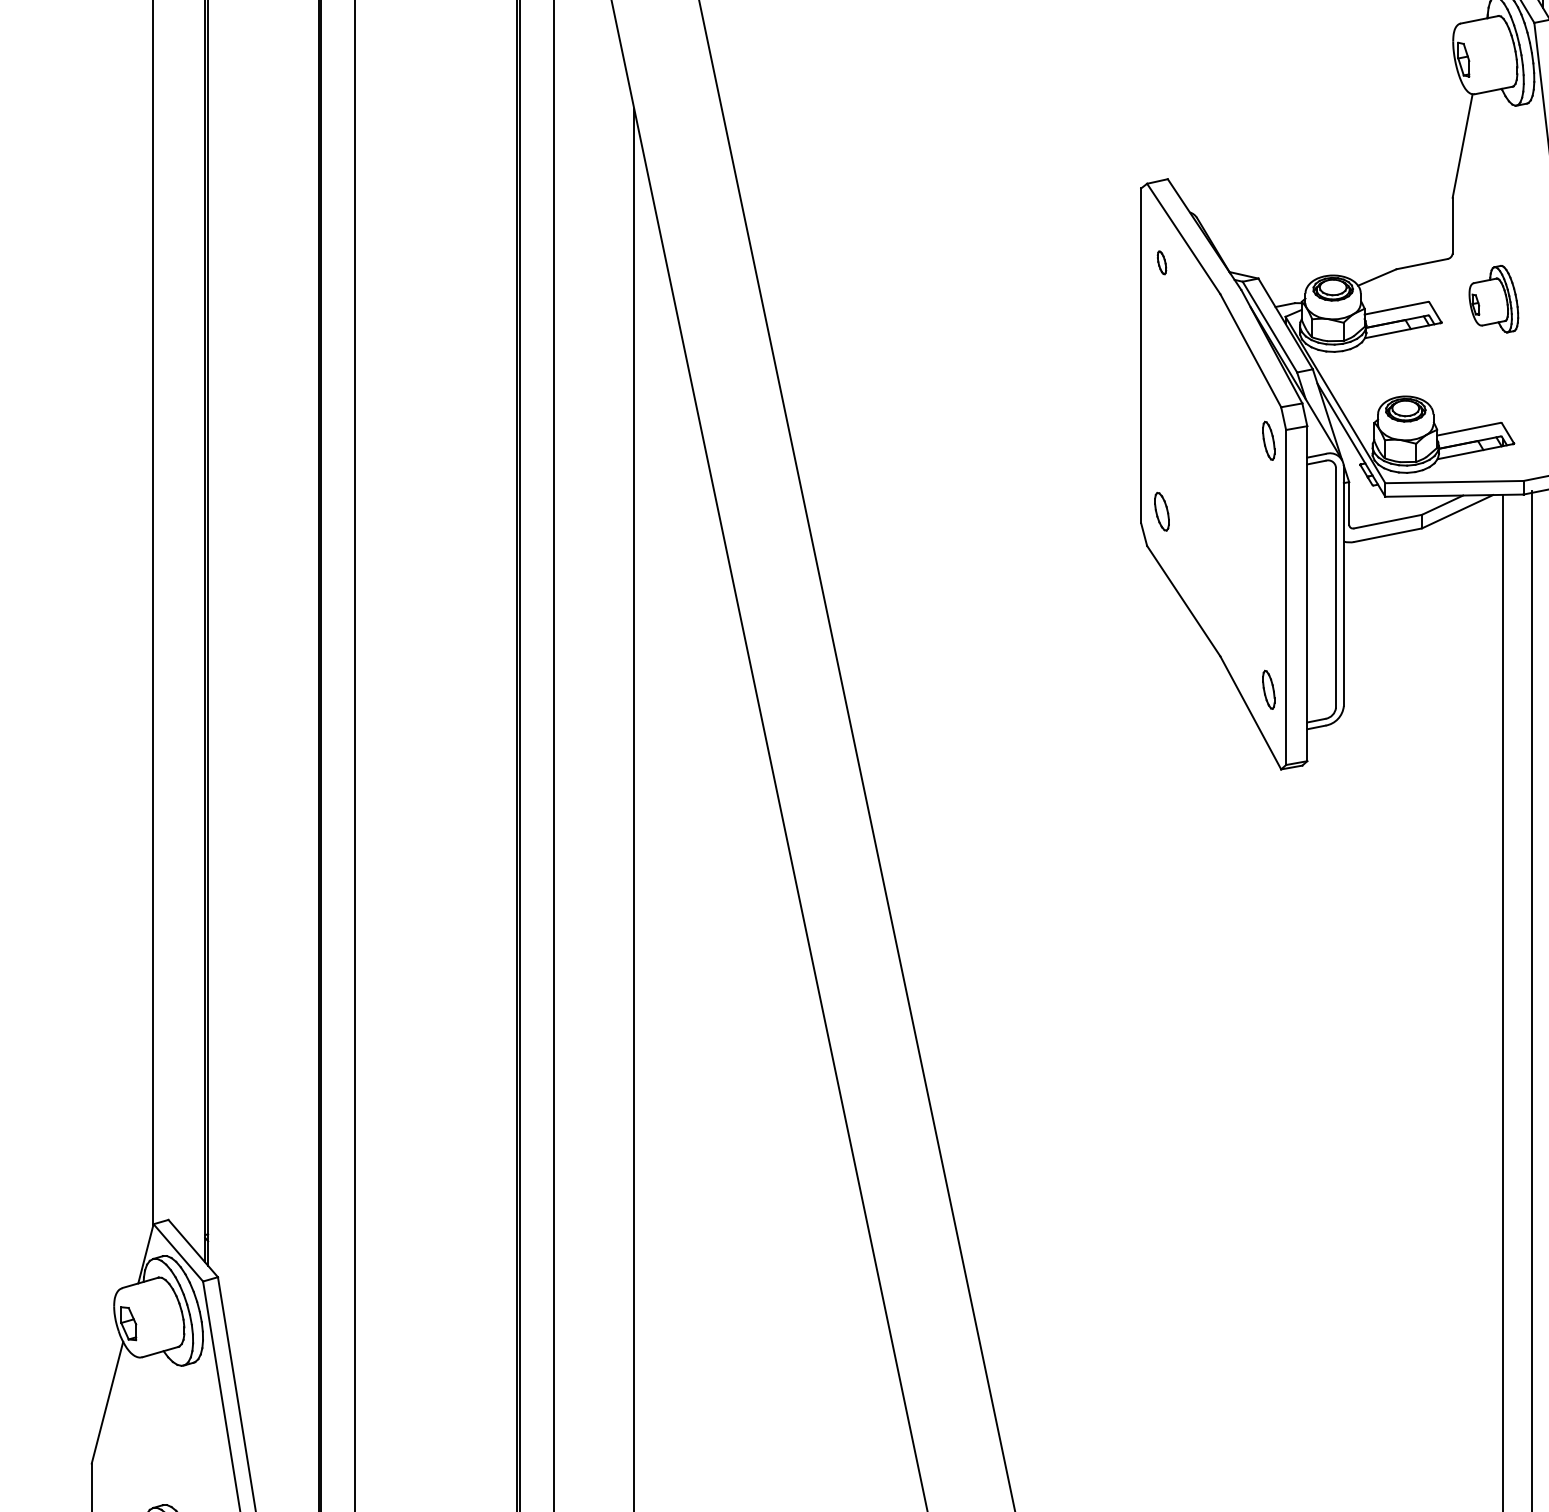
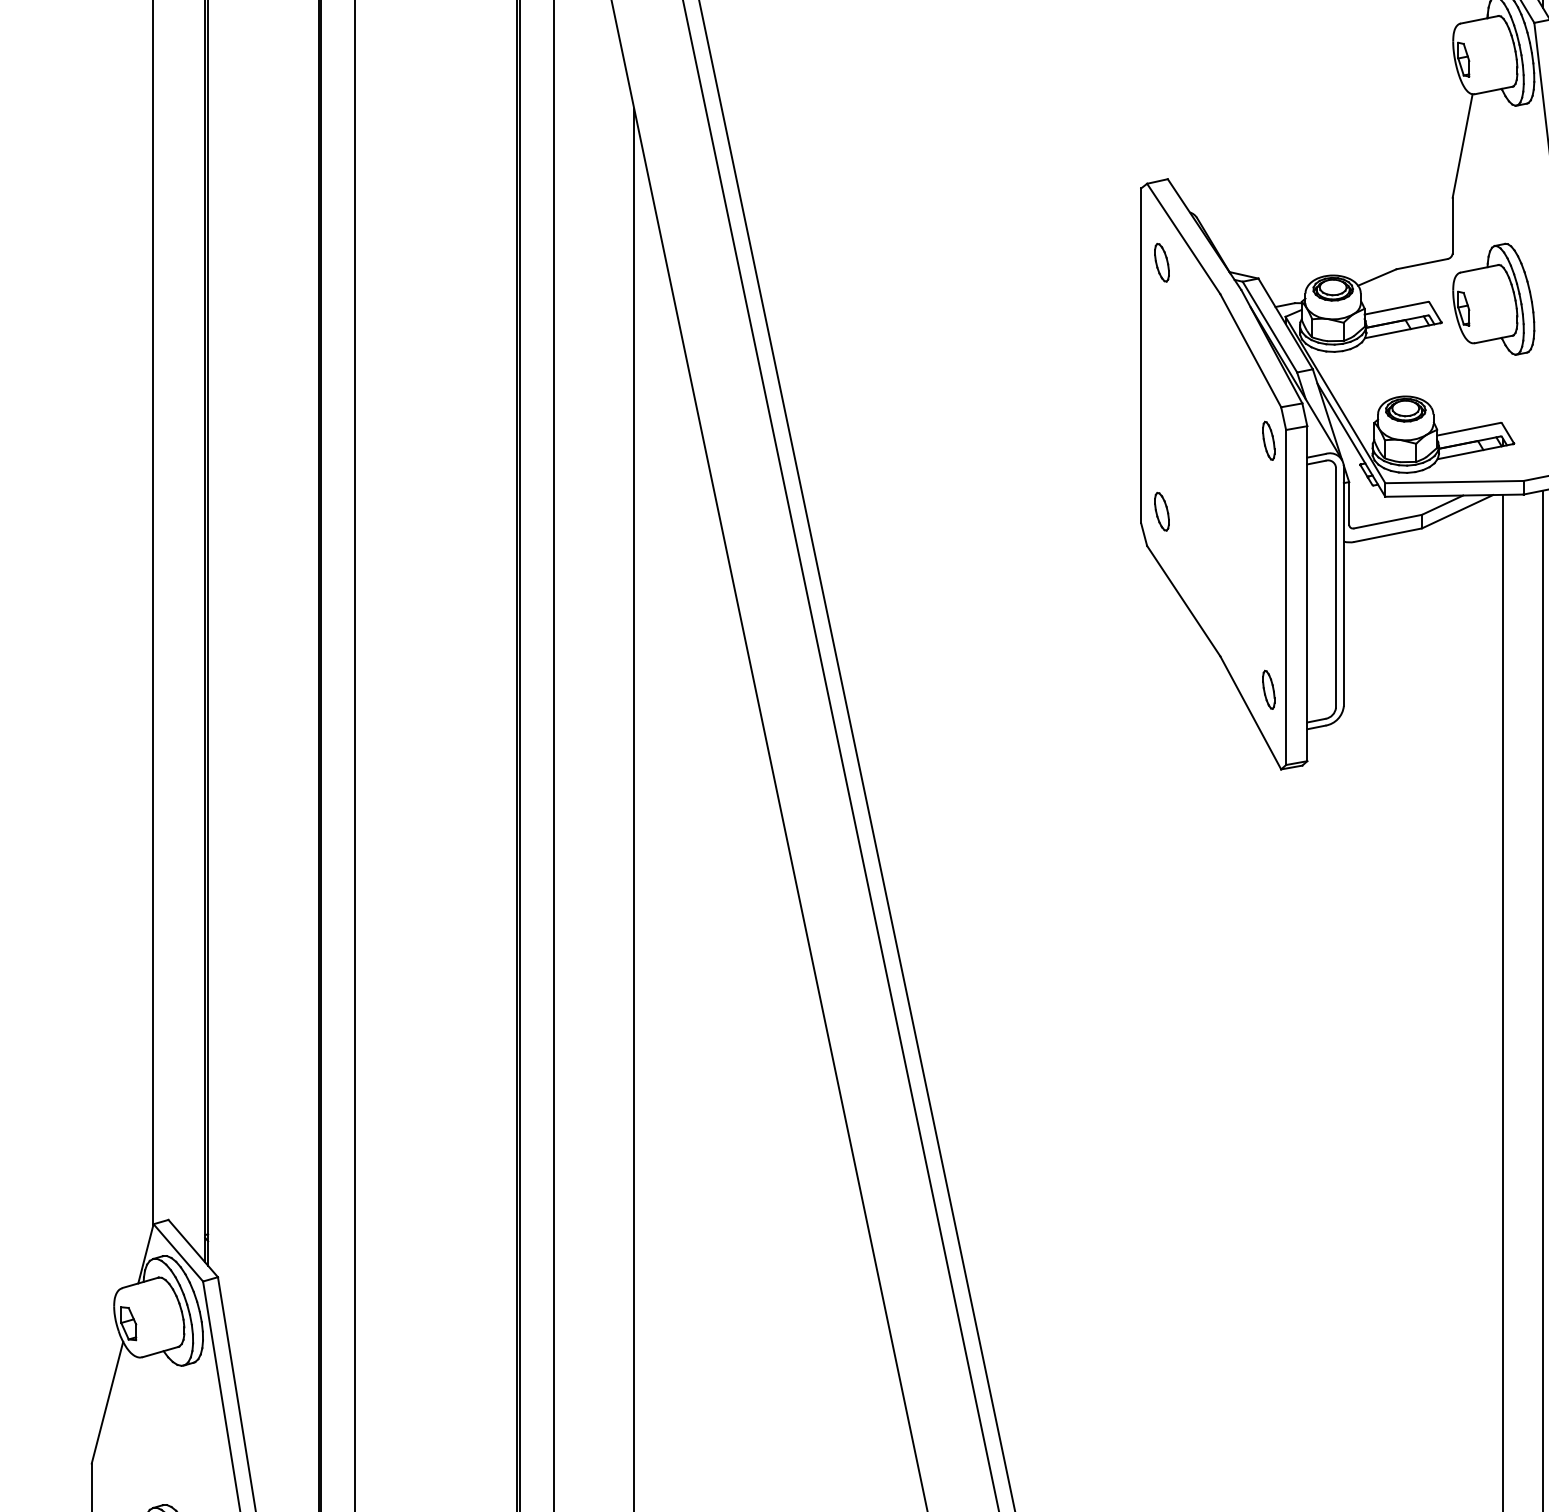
part size: 12x26 px -> 16x40 px (1161, 262)
part size: 52x69 px -> 84x114 px (1493, 298)
line: none -> present (840, 755)
line position: (1531, 999) -> (1542, 999) (1542, 999)
